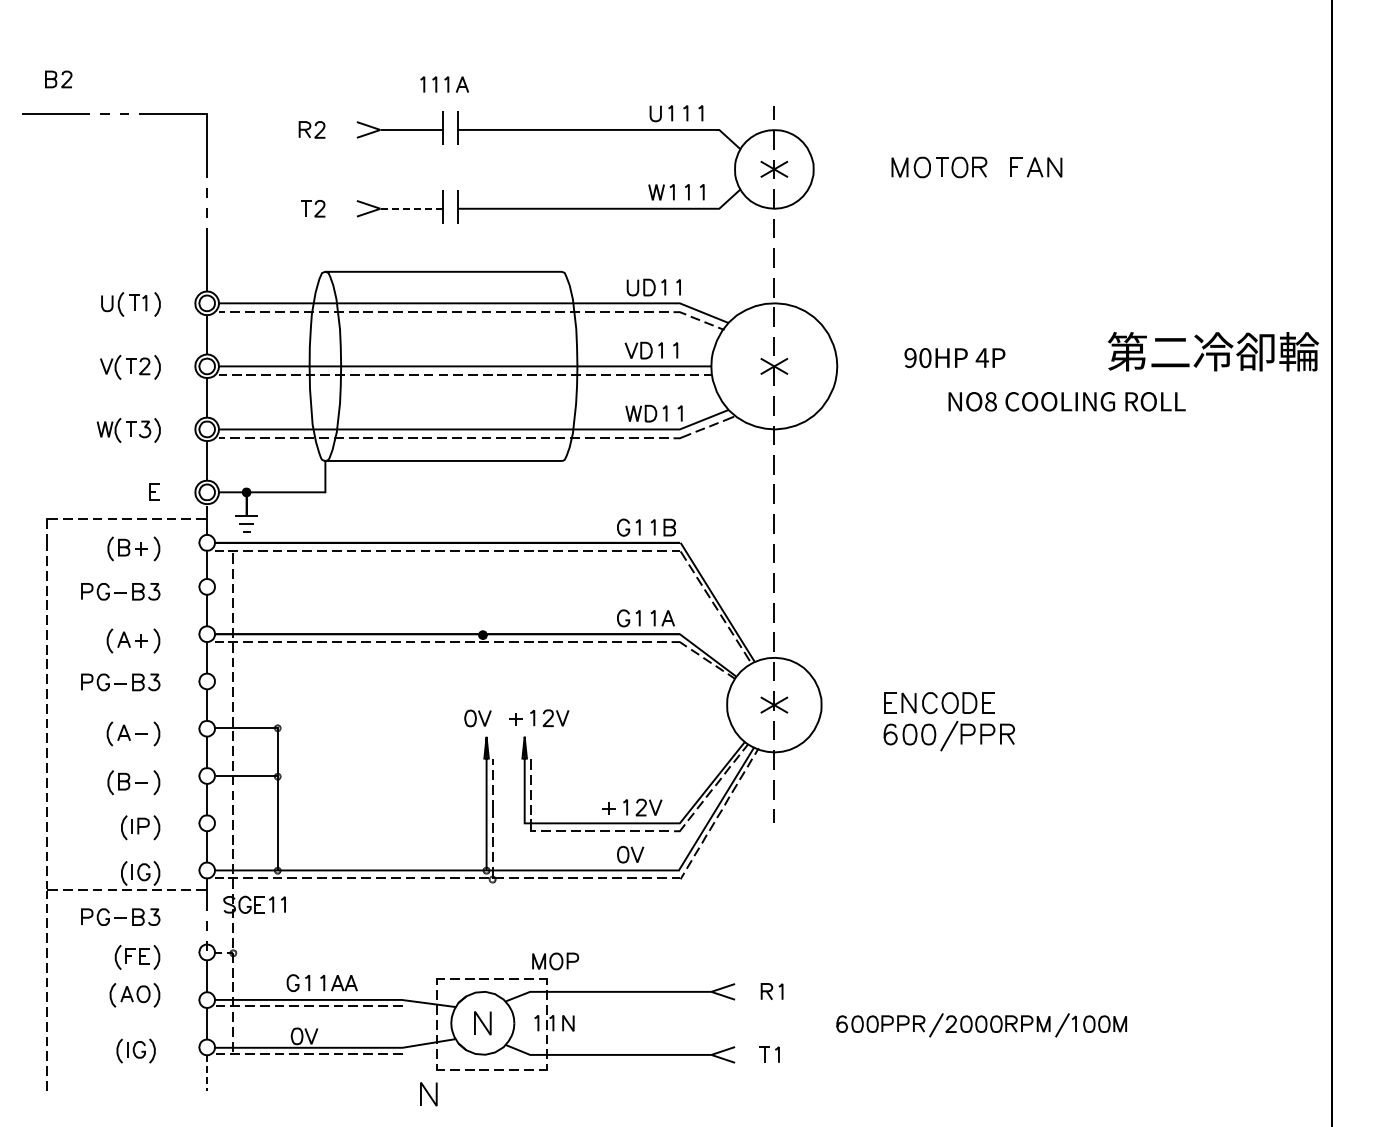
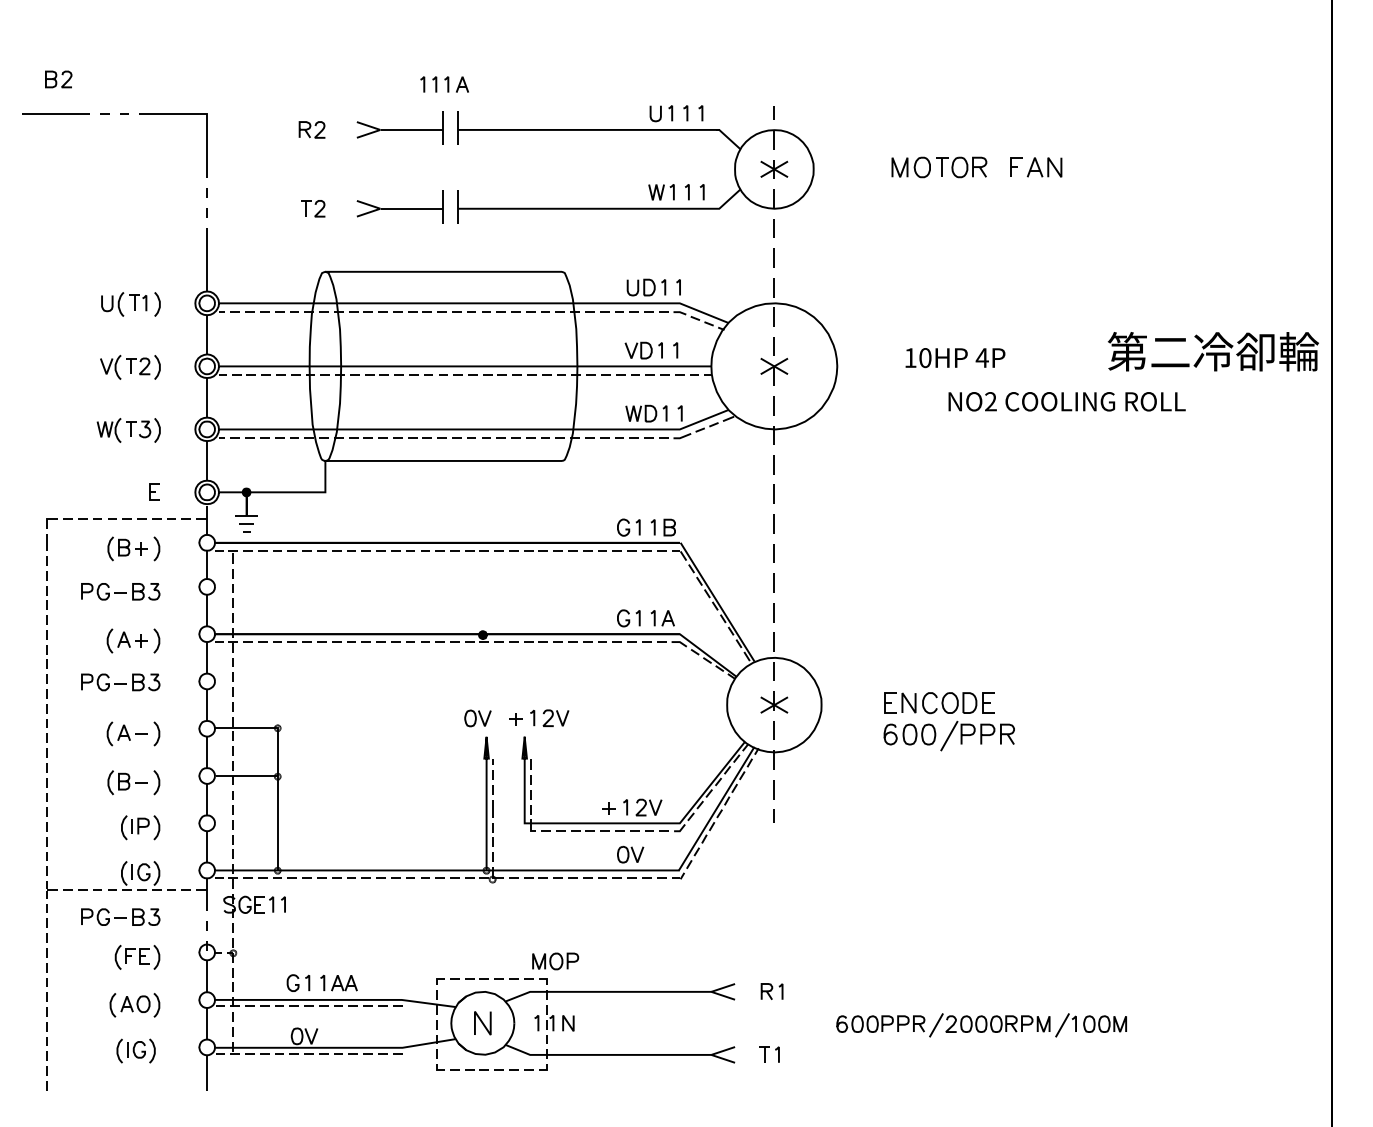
line: dashed -> solid (412, 208)
text: 90HP -> 10HP (910, 358)
text: NO8 -> NO2 (990, 401)
part position: (134, 995) -> (134, 1005) (134, 1005)
line: dashed -> solid (207, 1073)
line: present -> none (428, 1094)
